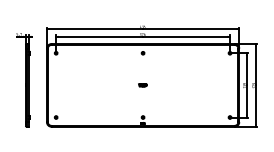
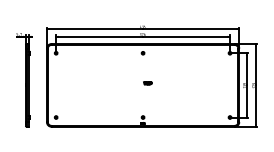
part position: (142, 85) -> (147, 83) (147, 83)
